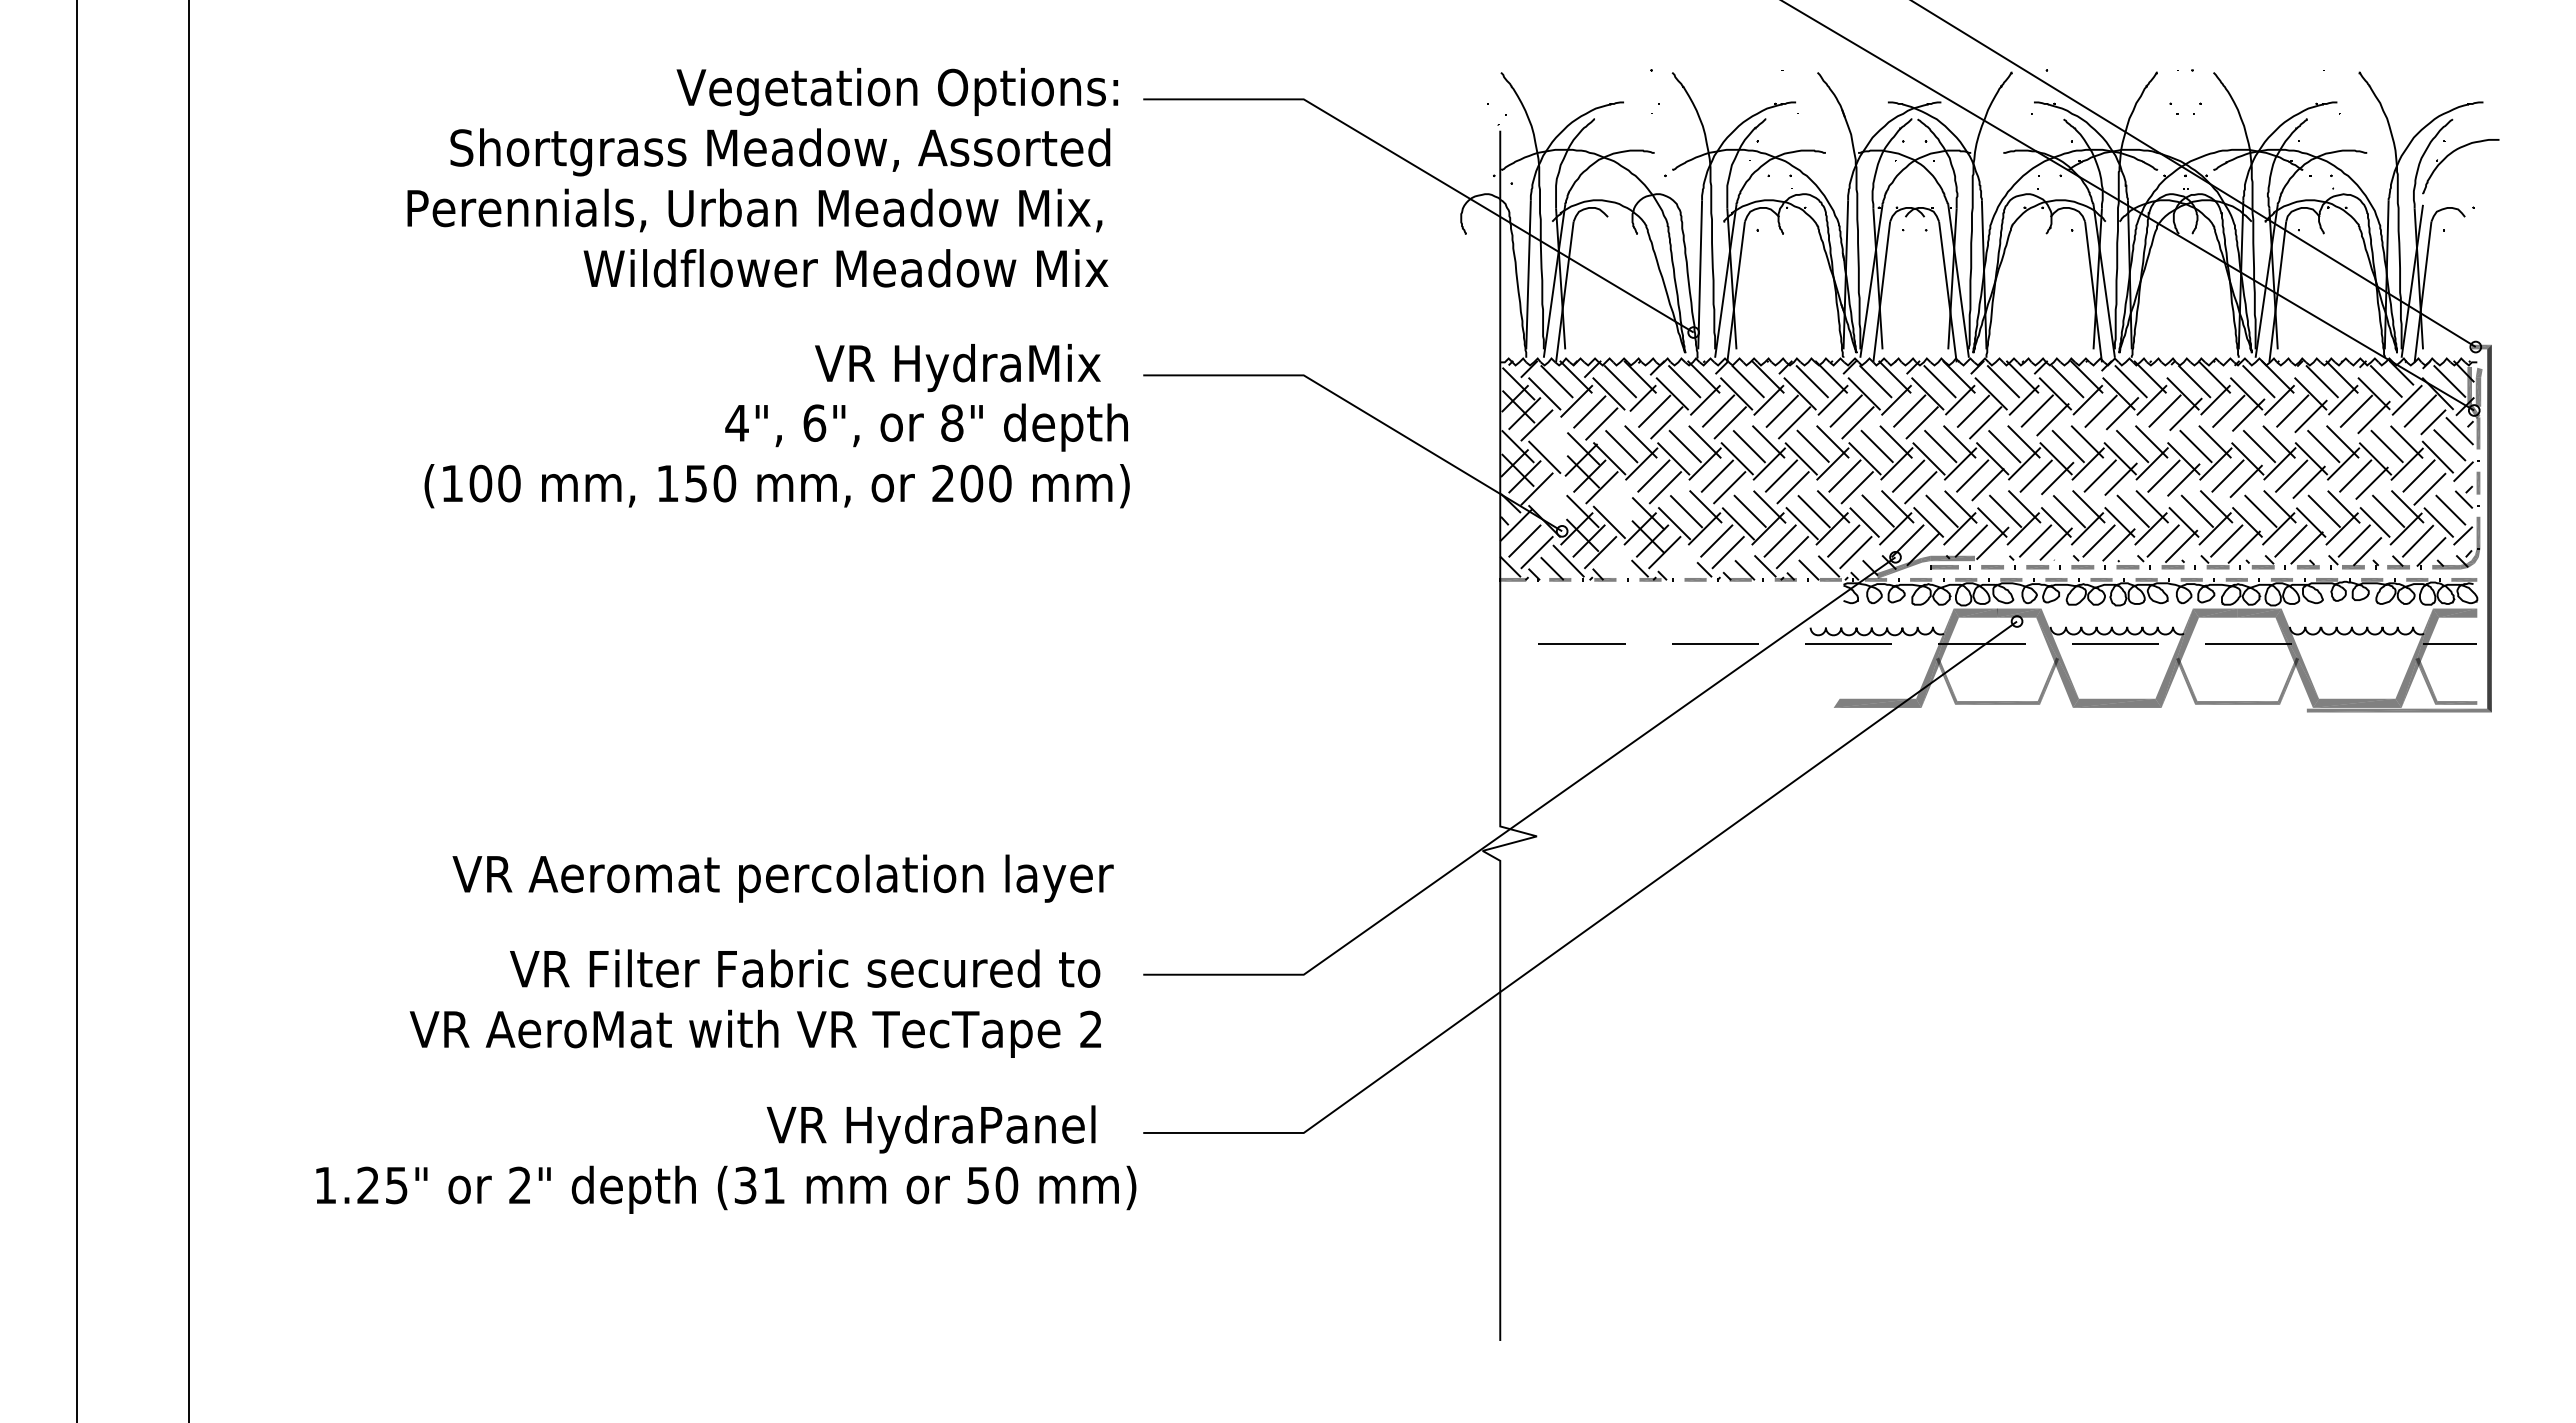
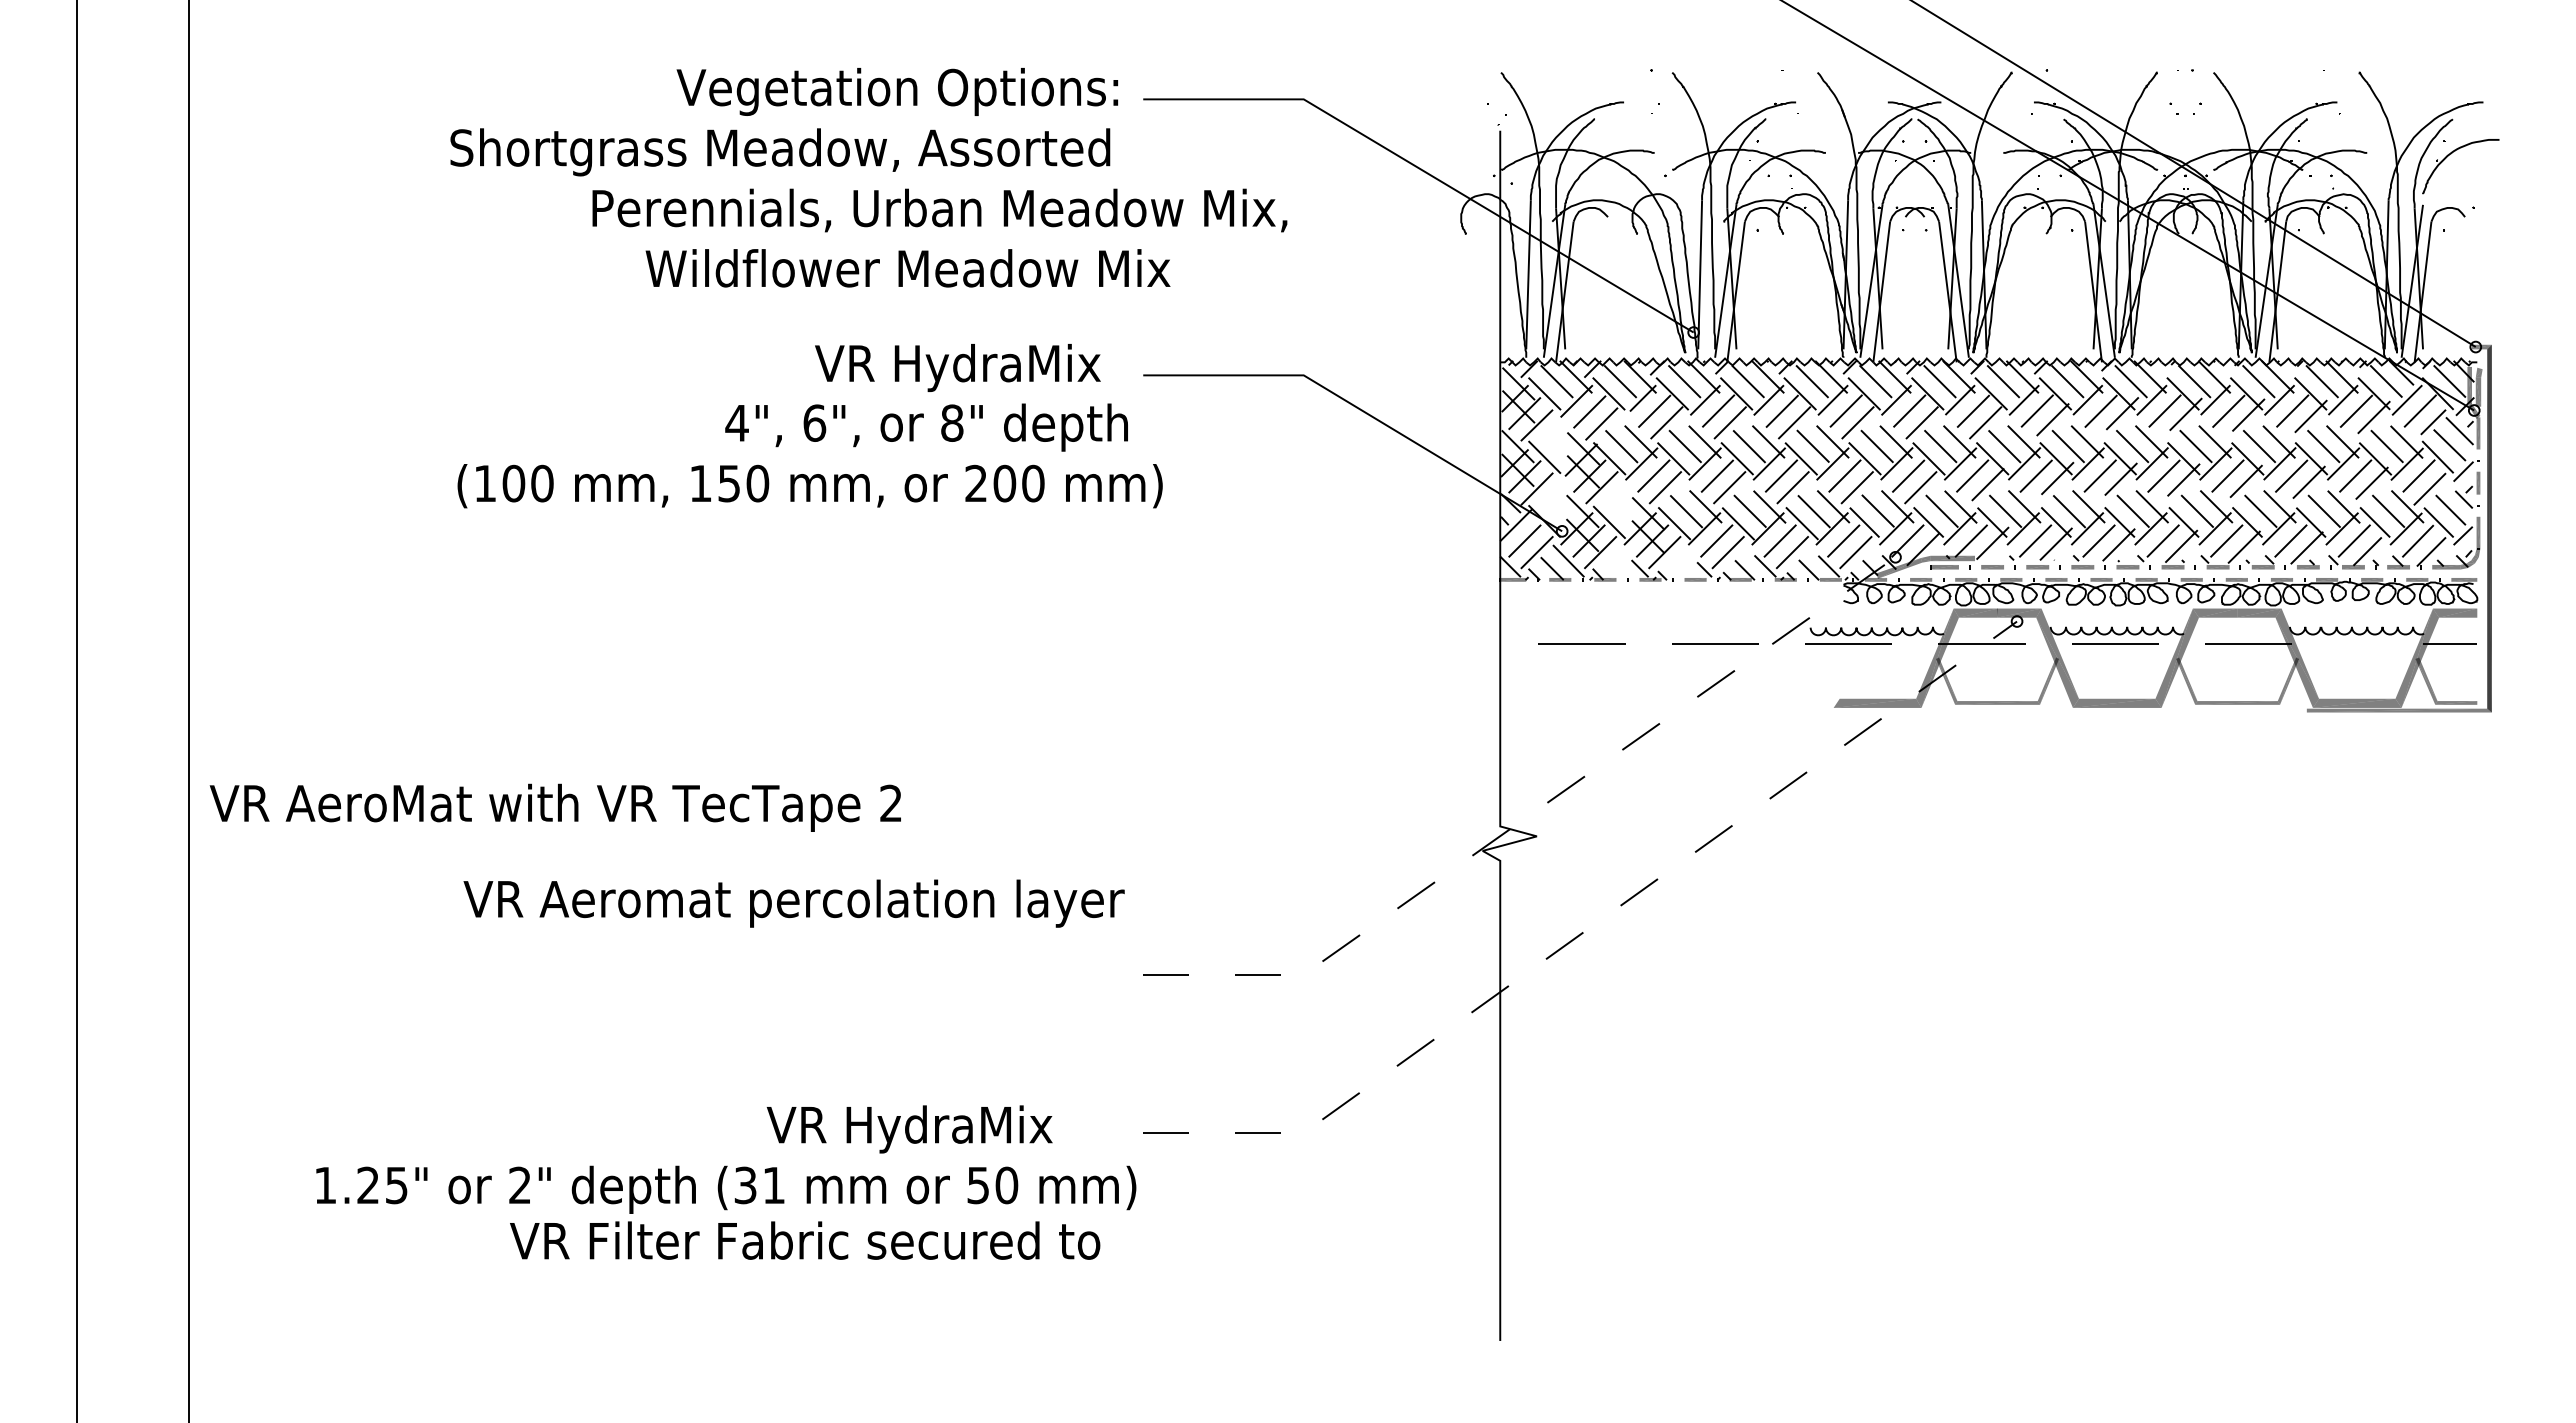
text position: (754, 210) -> (939, 210) (939, 210)
text position: (845, 268) -> (907, 268) (907, 268)
text position: (776, 486) -> (809, 486) (809, 486)
line: solid -> dashed (1533, 812)
text position: (782, 878) -> (793, 903) (793, 903)
line: solid -> dashed (1594, 924)
text position: (805, 968) -> (805, 1240) (805, 1240)
text position: (754, 1033) -> (554, 807) (554, 807)
text: VR HydraPanel -> VR HydraMix (1040, 1124)
